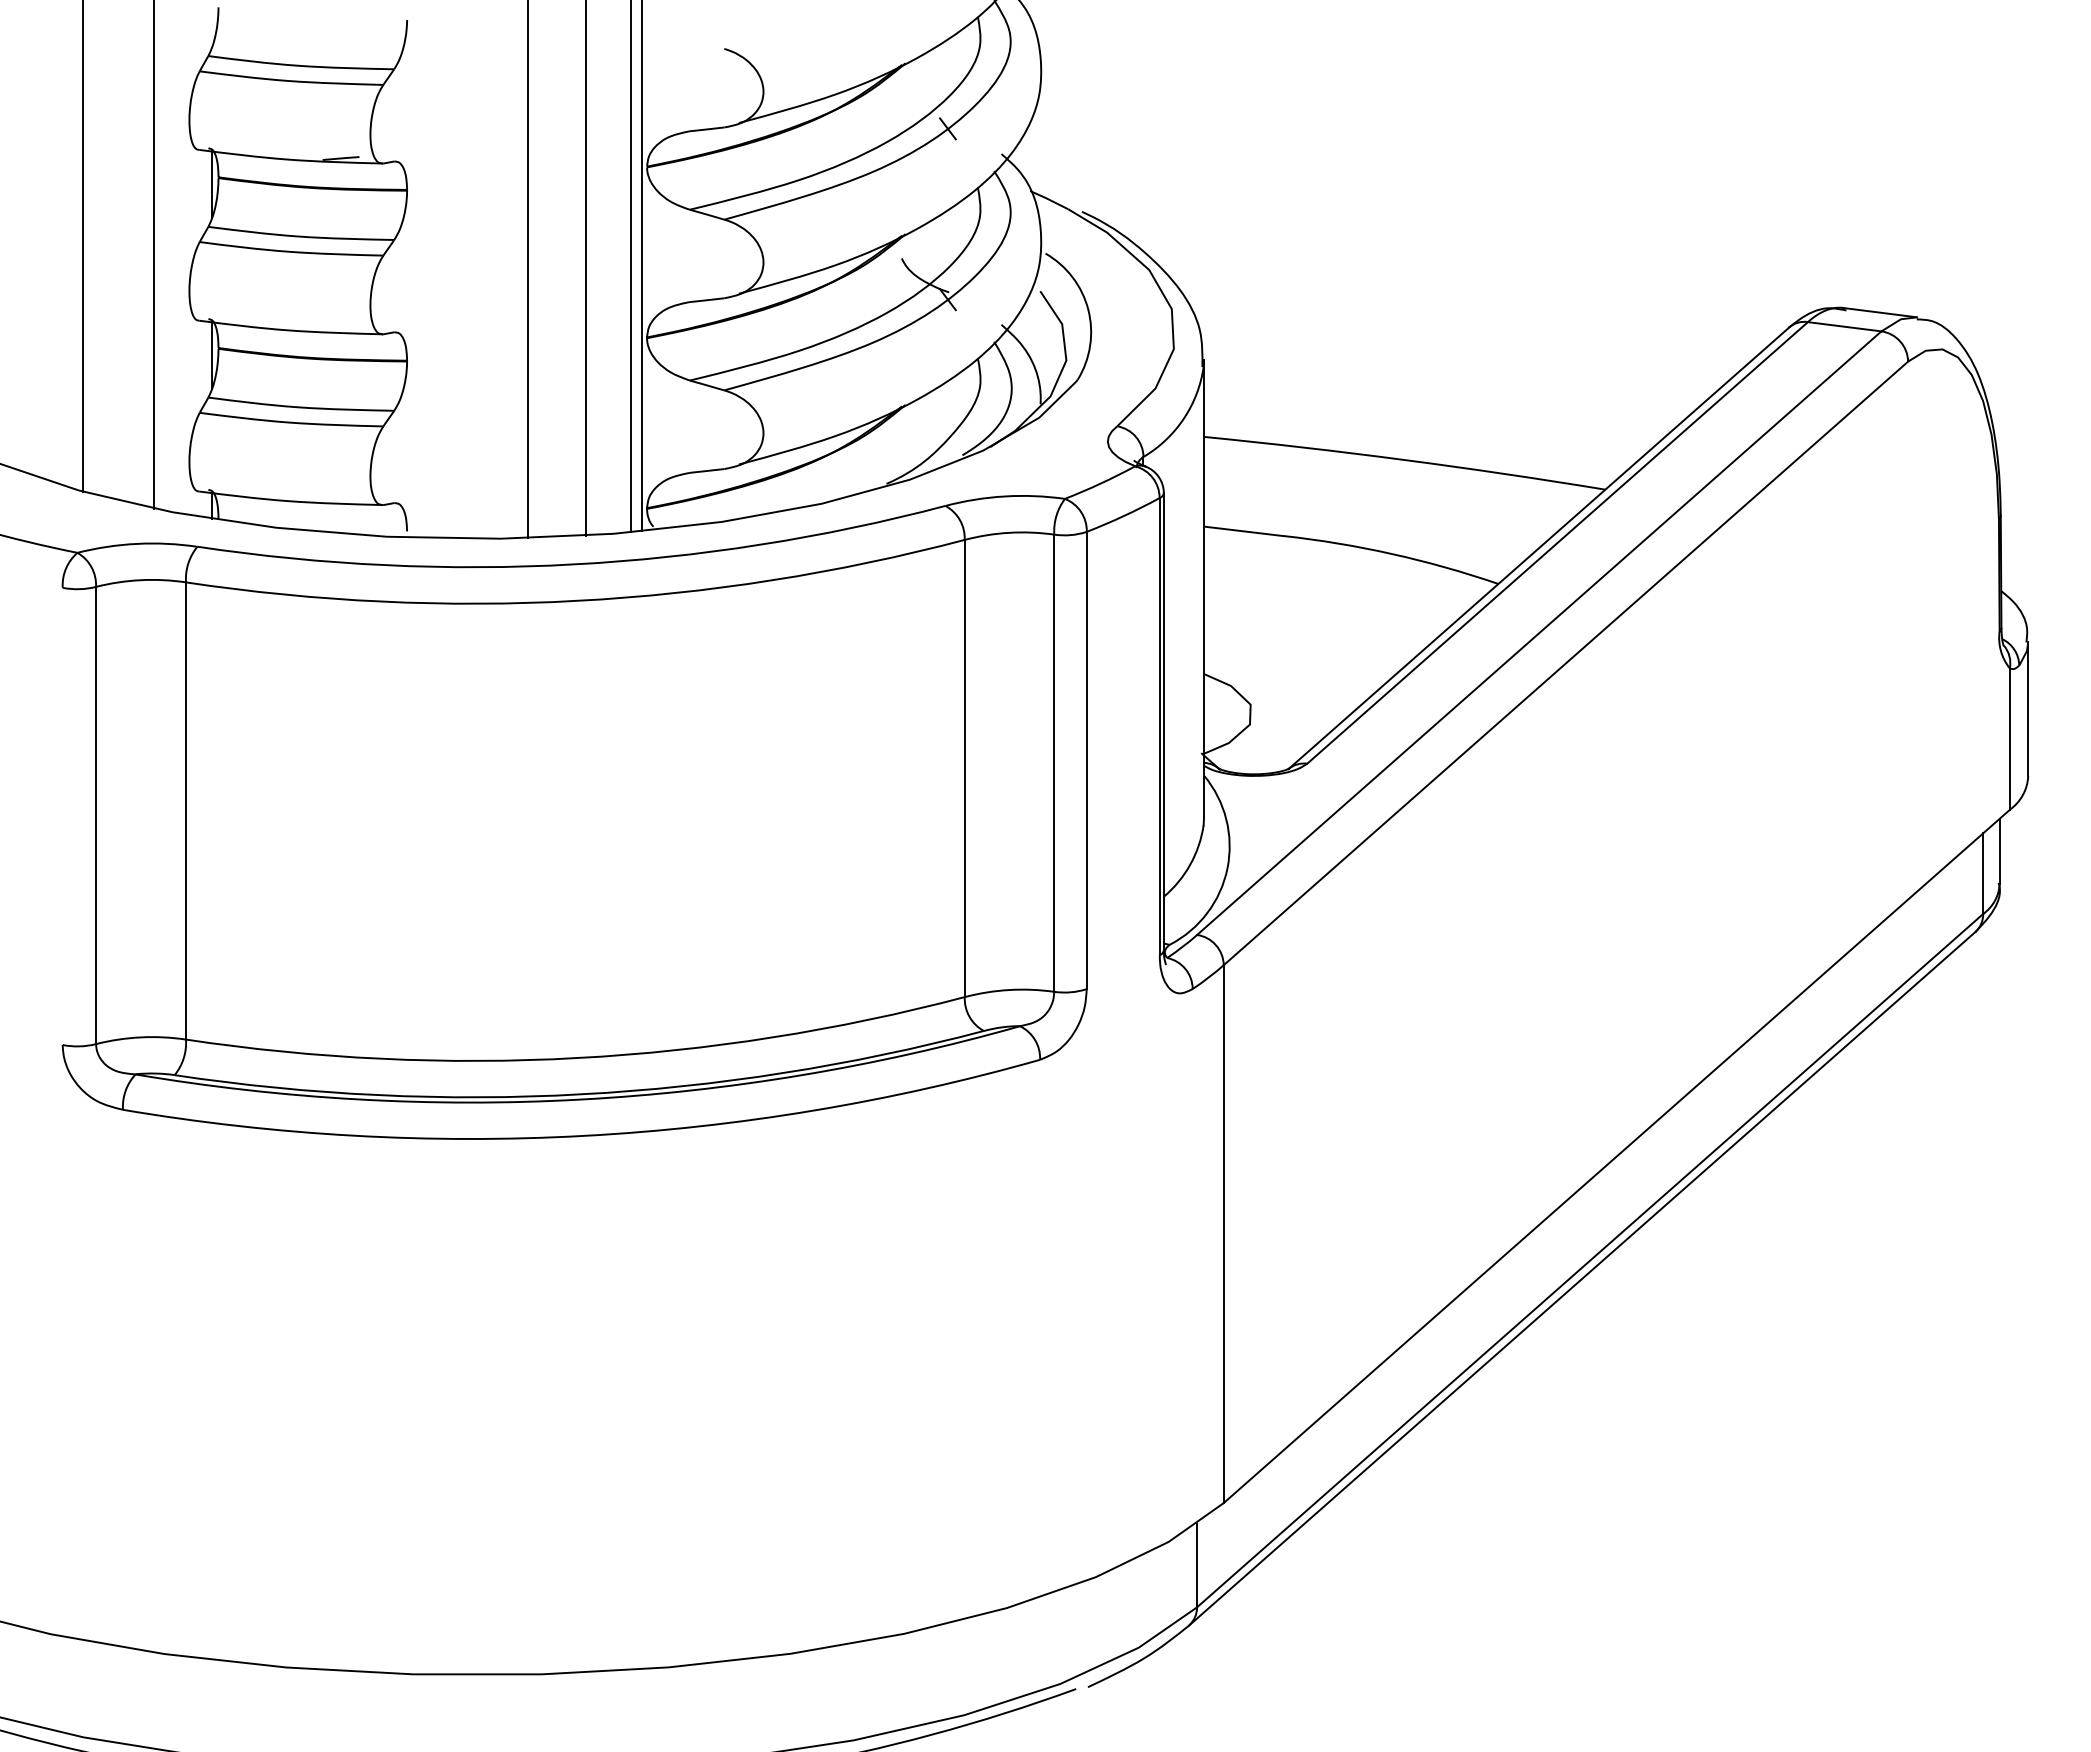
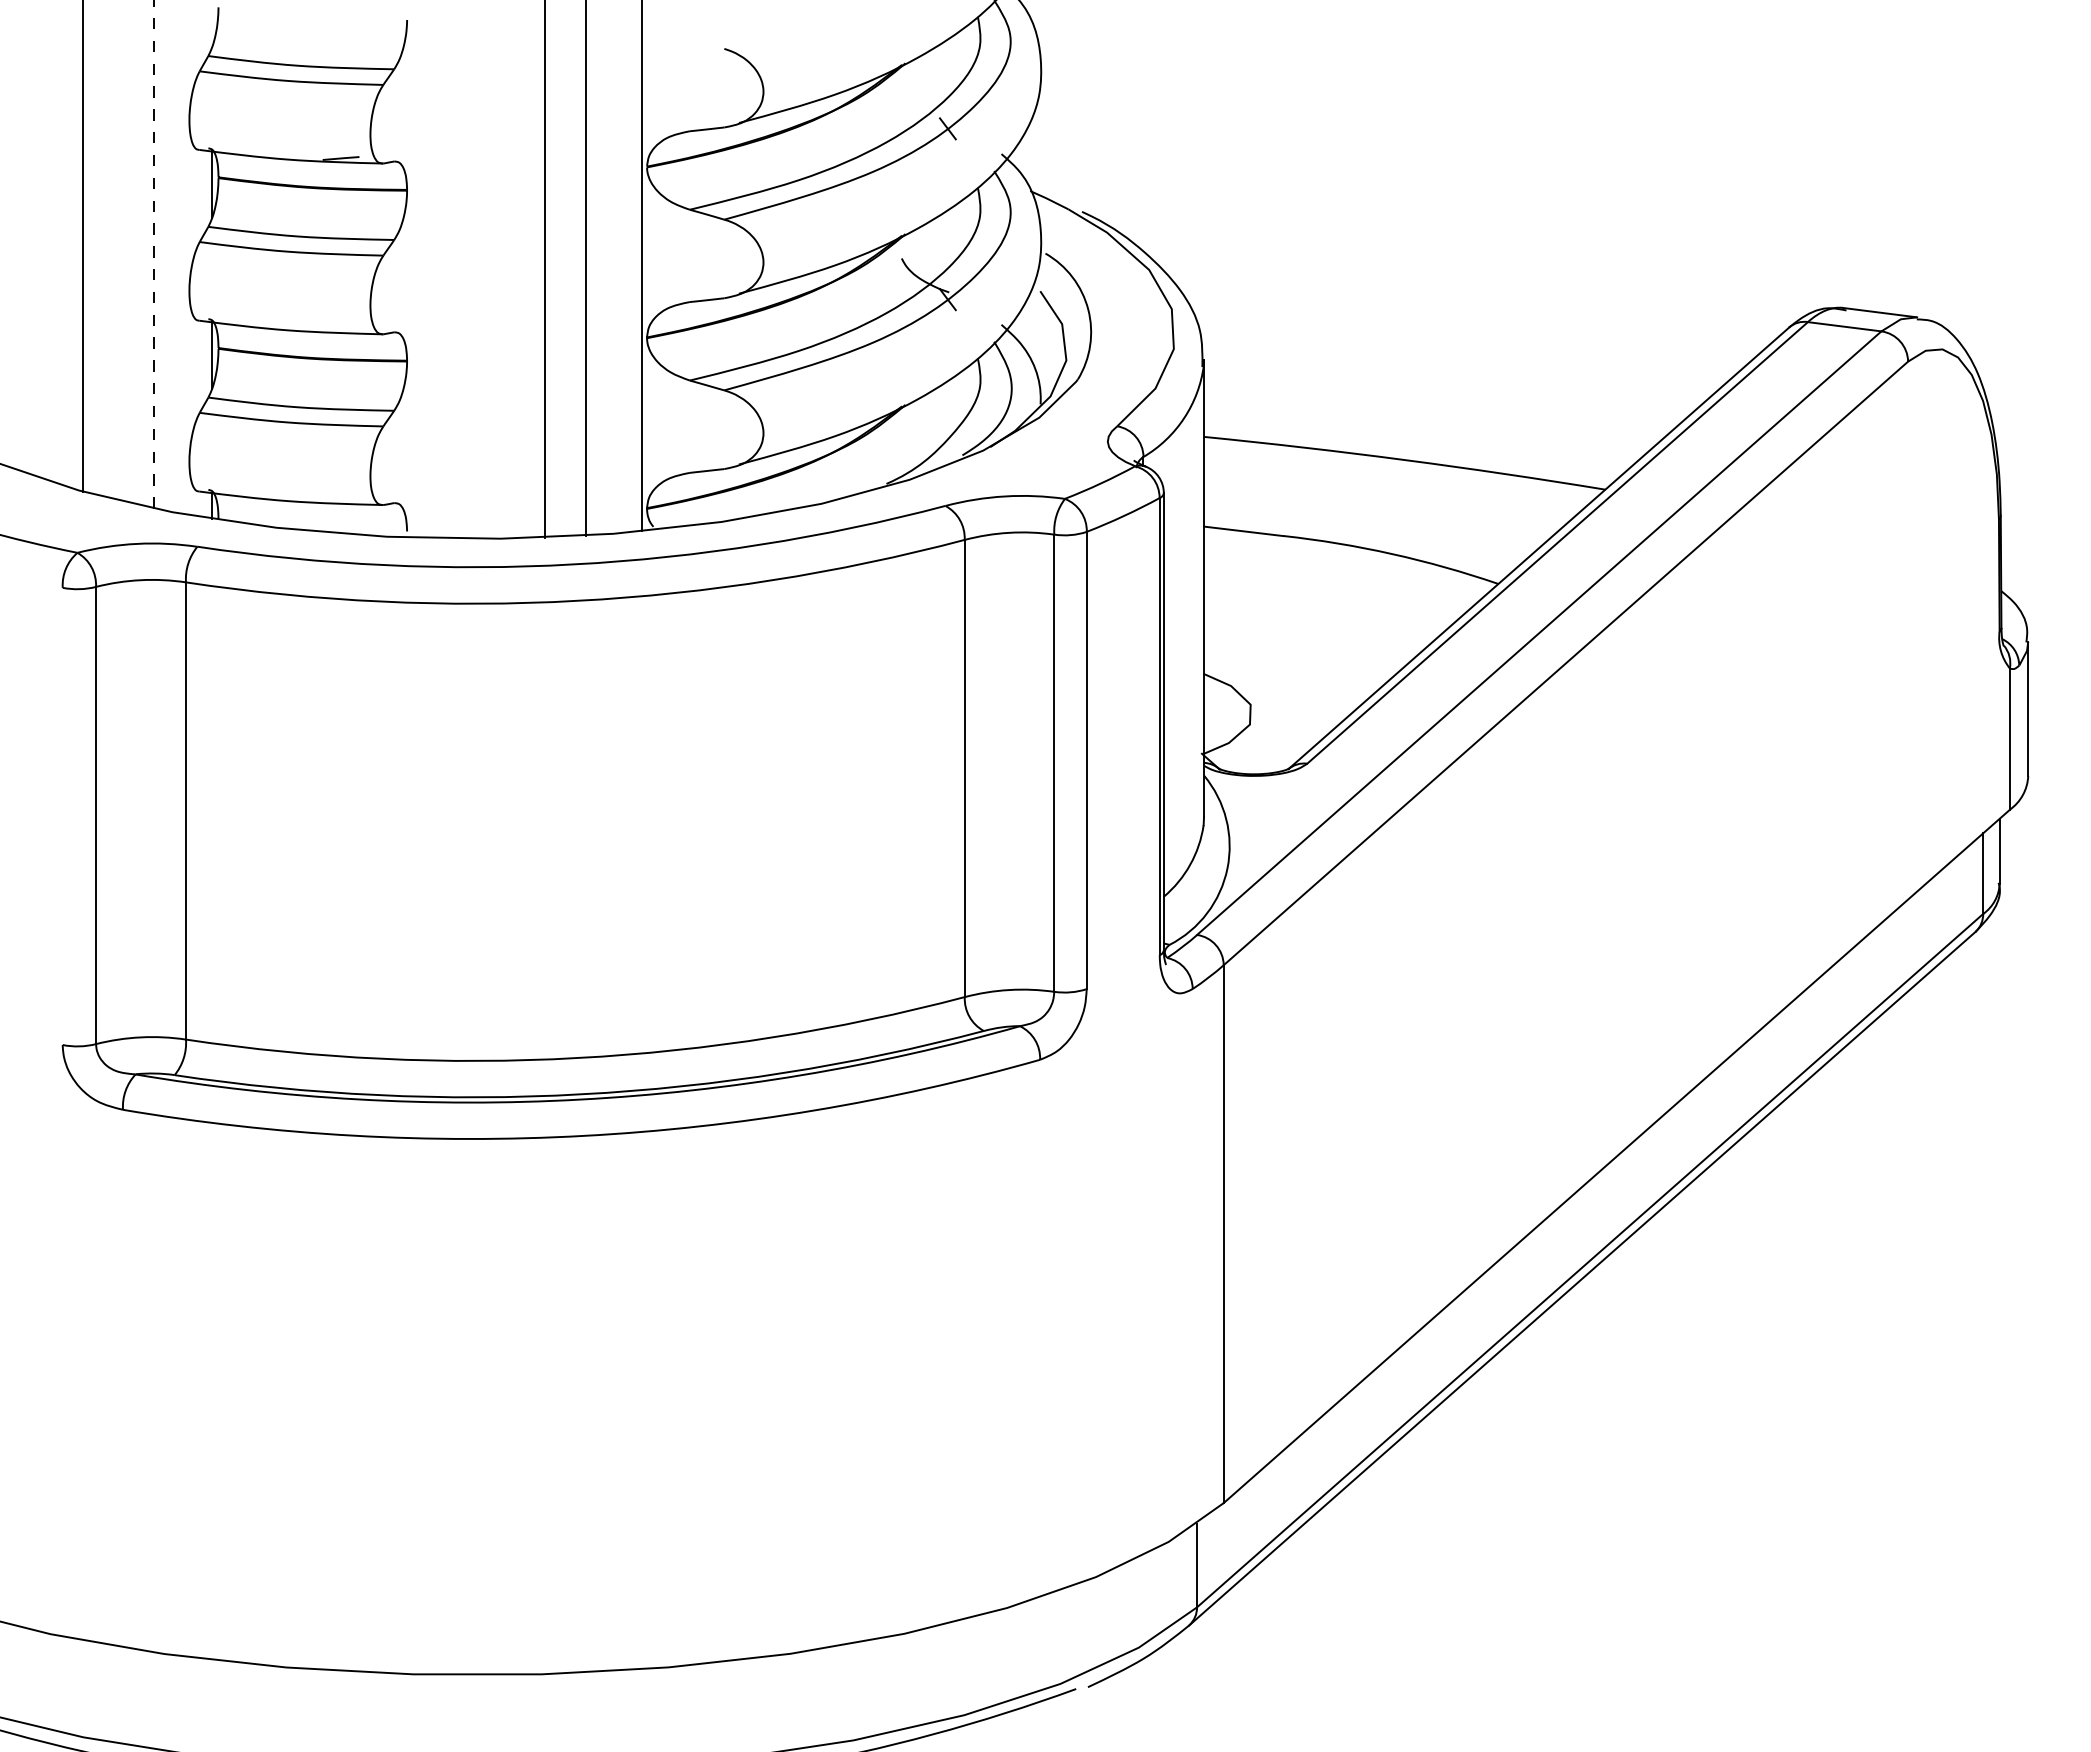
line: solid -> dashed (154, 254)
line: present -> none (630, 267)
line position: (527, 270) -> (544, 270) (544, 270)
